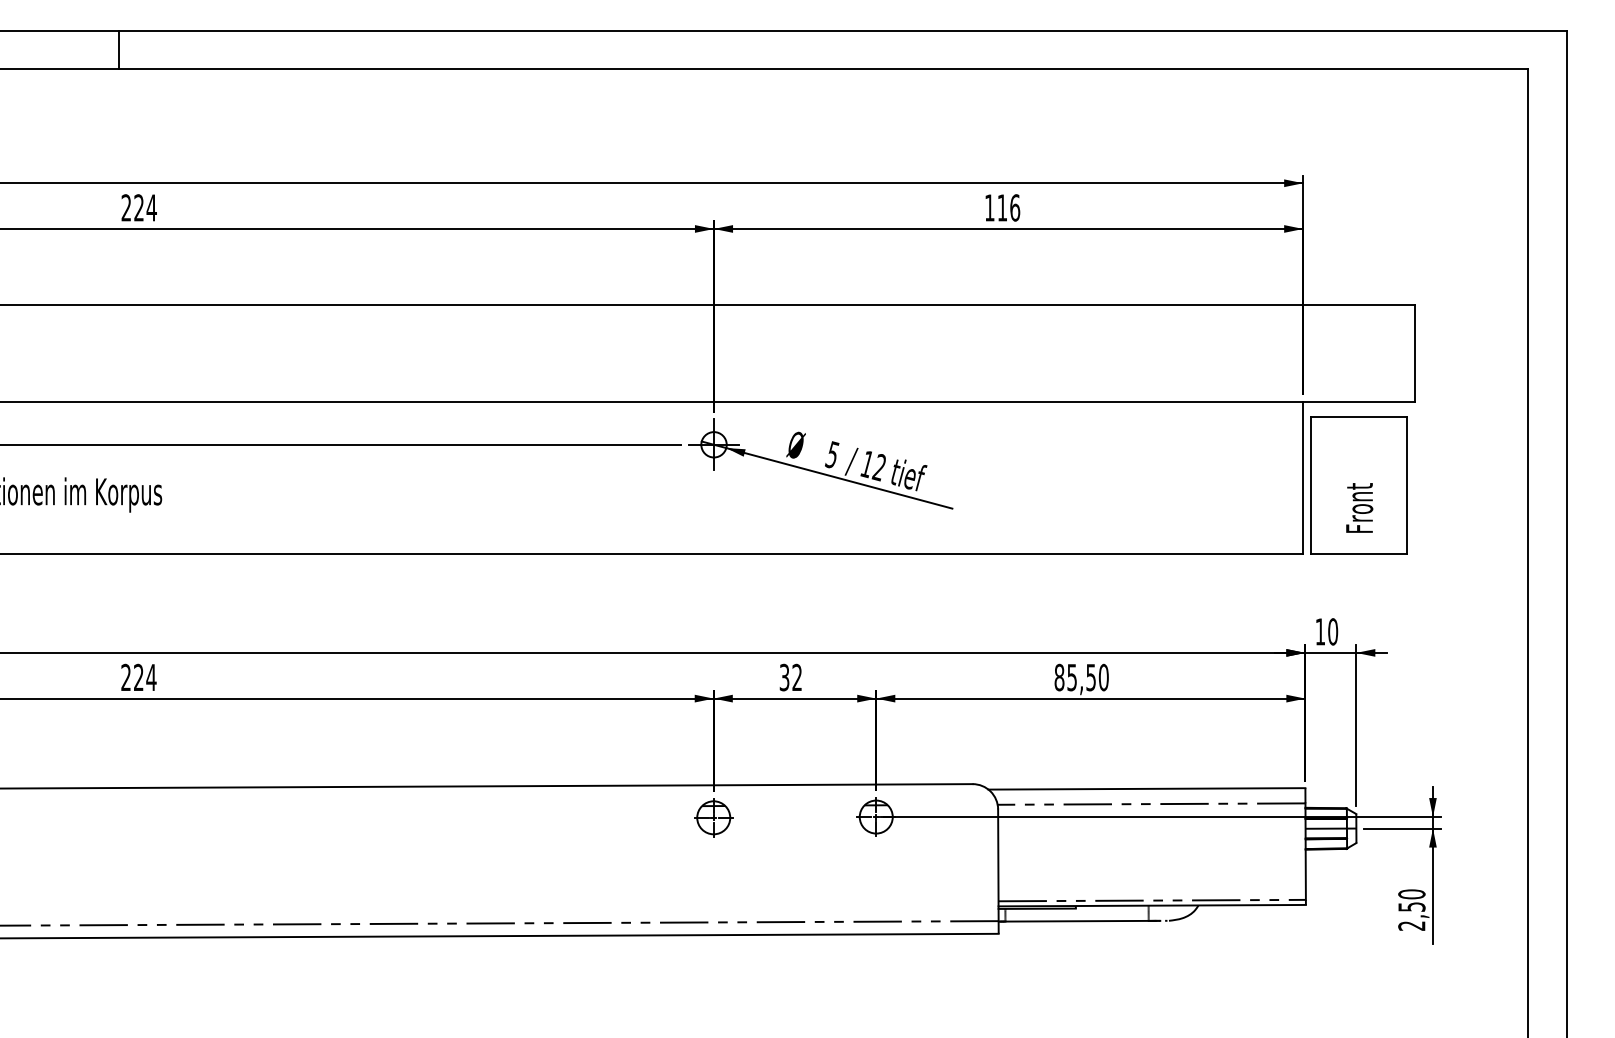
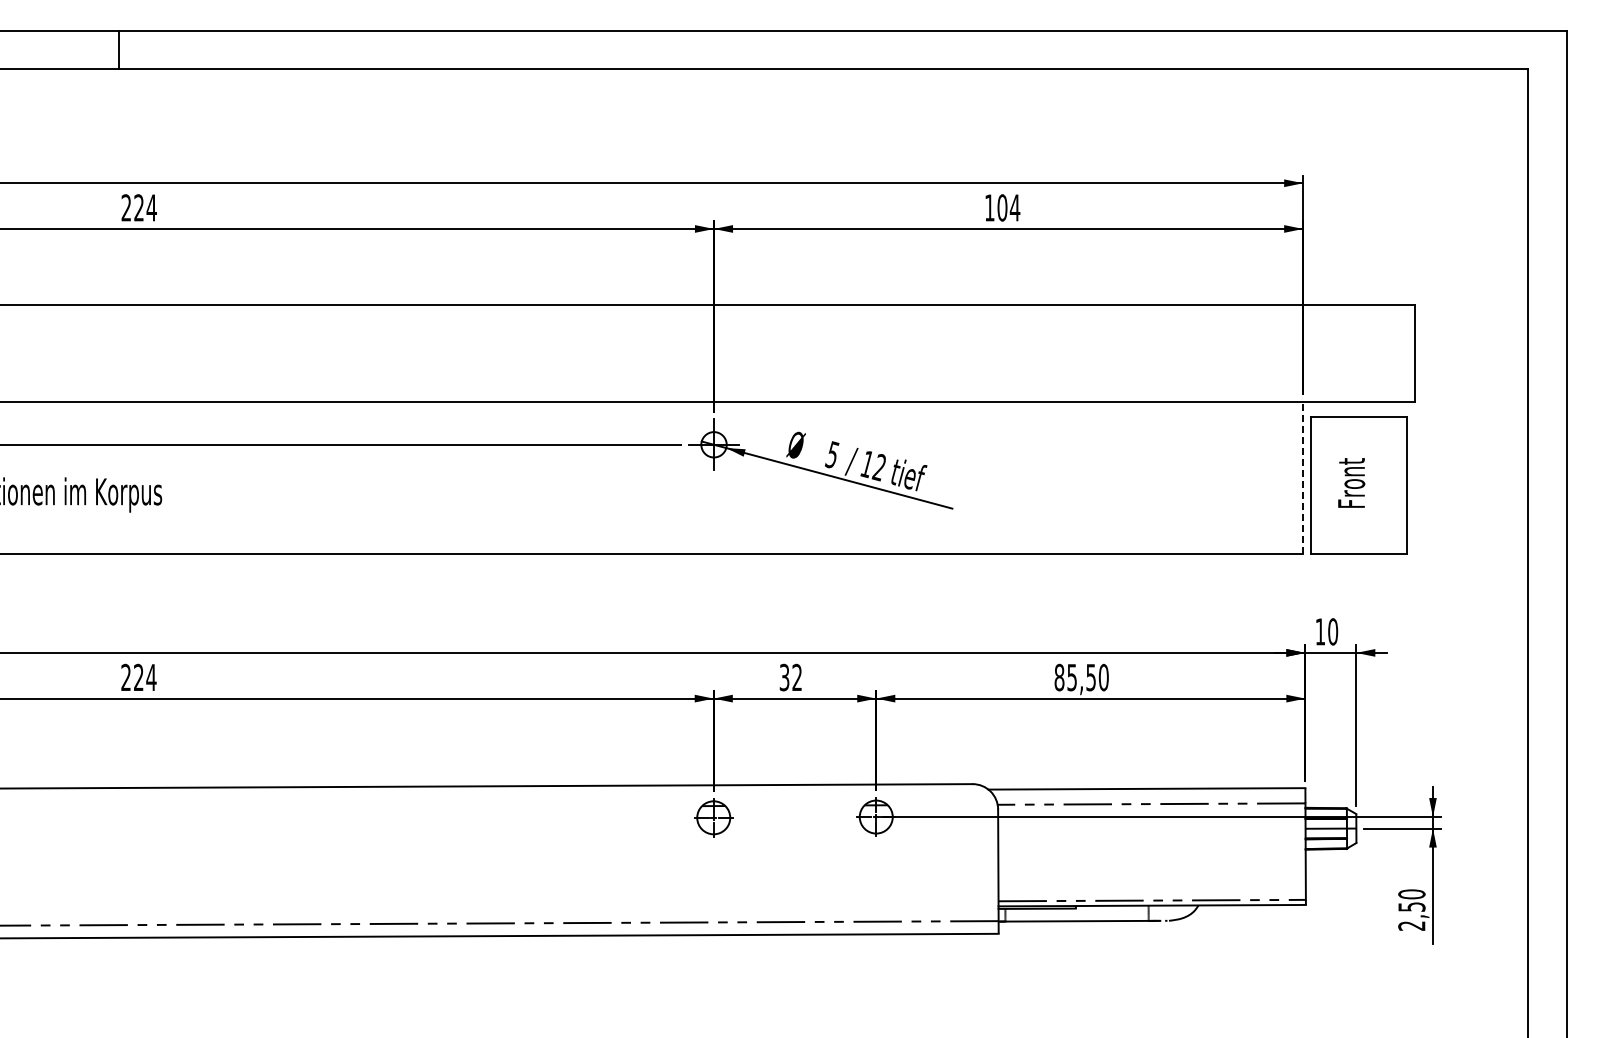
text: 116 -> 104 (1008, 207)
line: solid -> dashed (1303, 477)
text position: (1359, 507) -> (1351, 482) (1351, 482)
